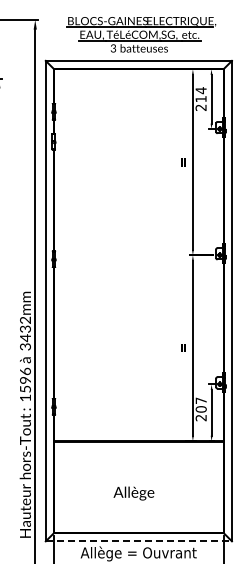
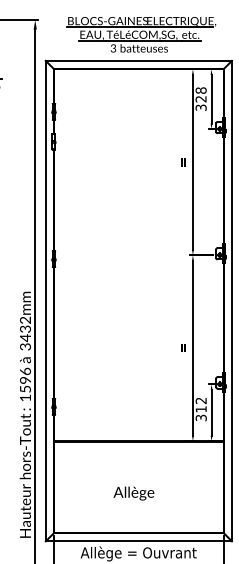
text: 214 -> 328 (200, 98)
text: 207 -> 312 (200, 409)
line: dashed -> solid (139, 541)
